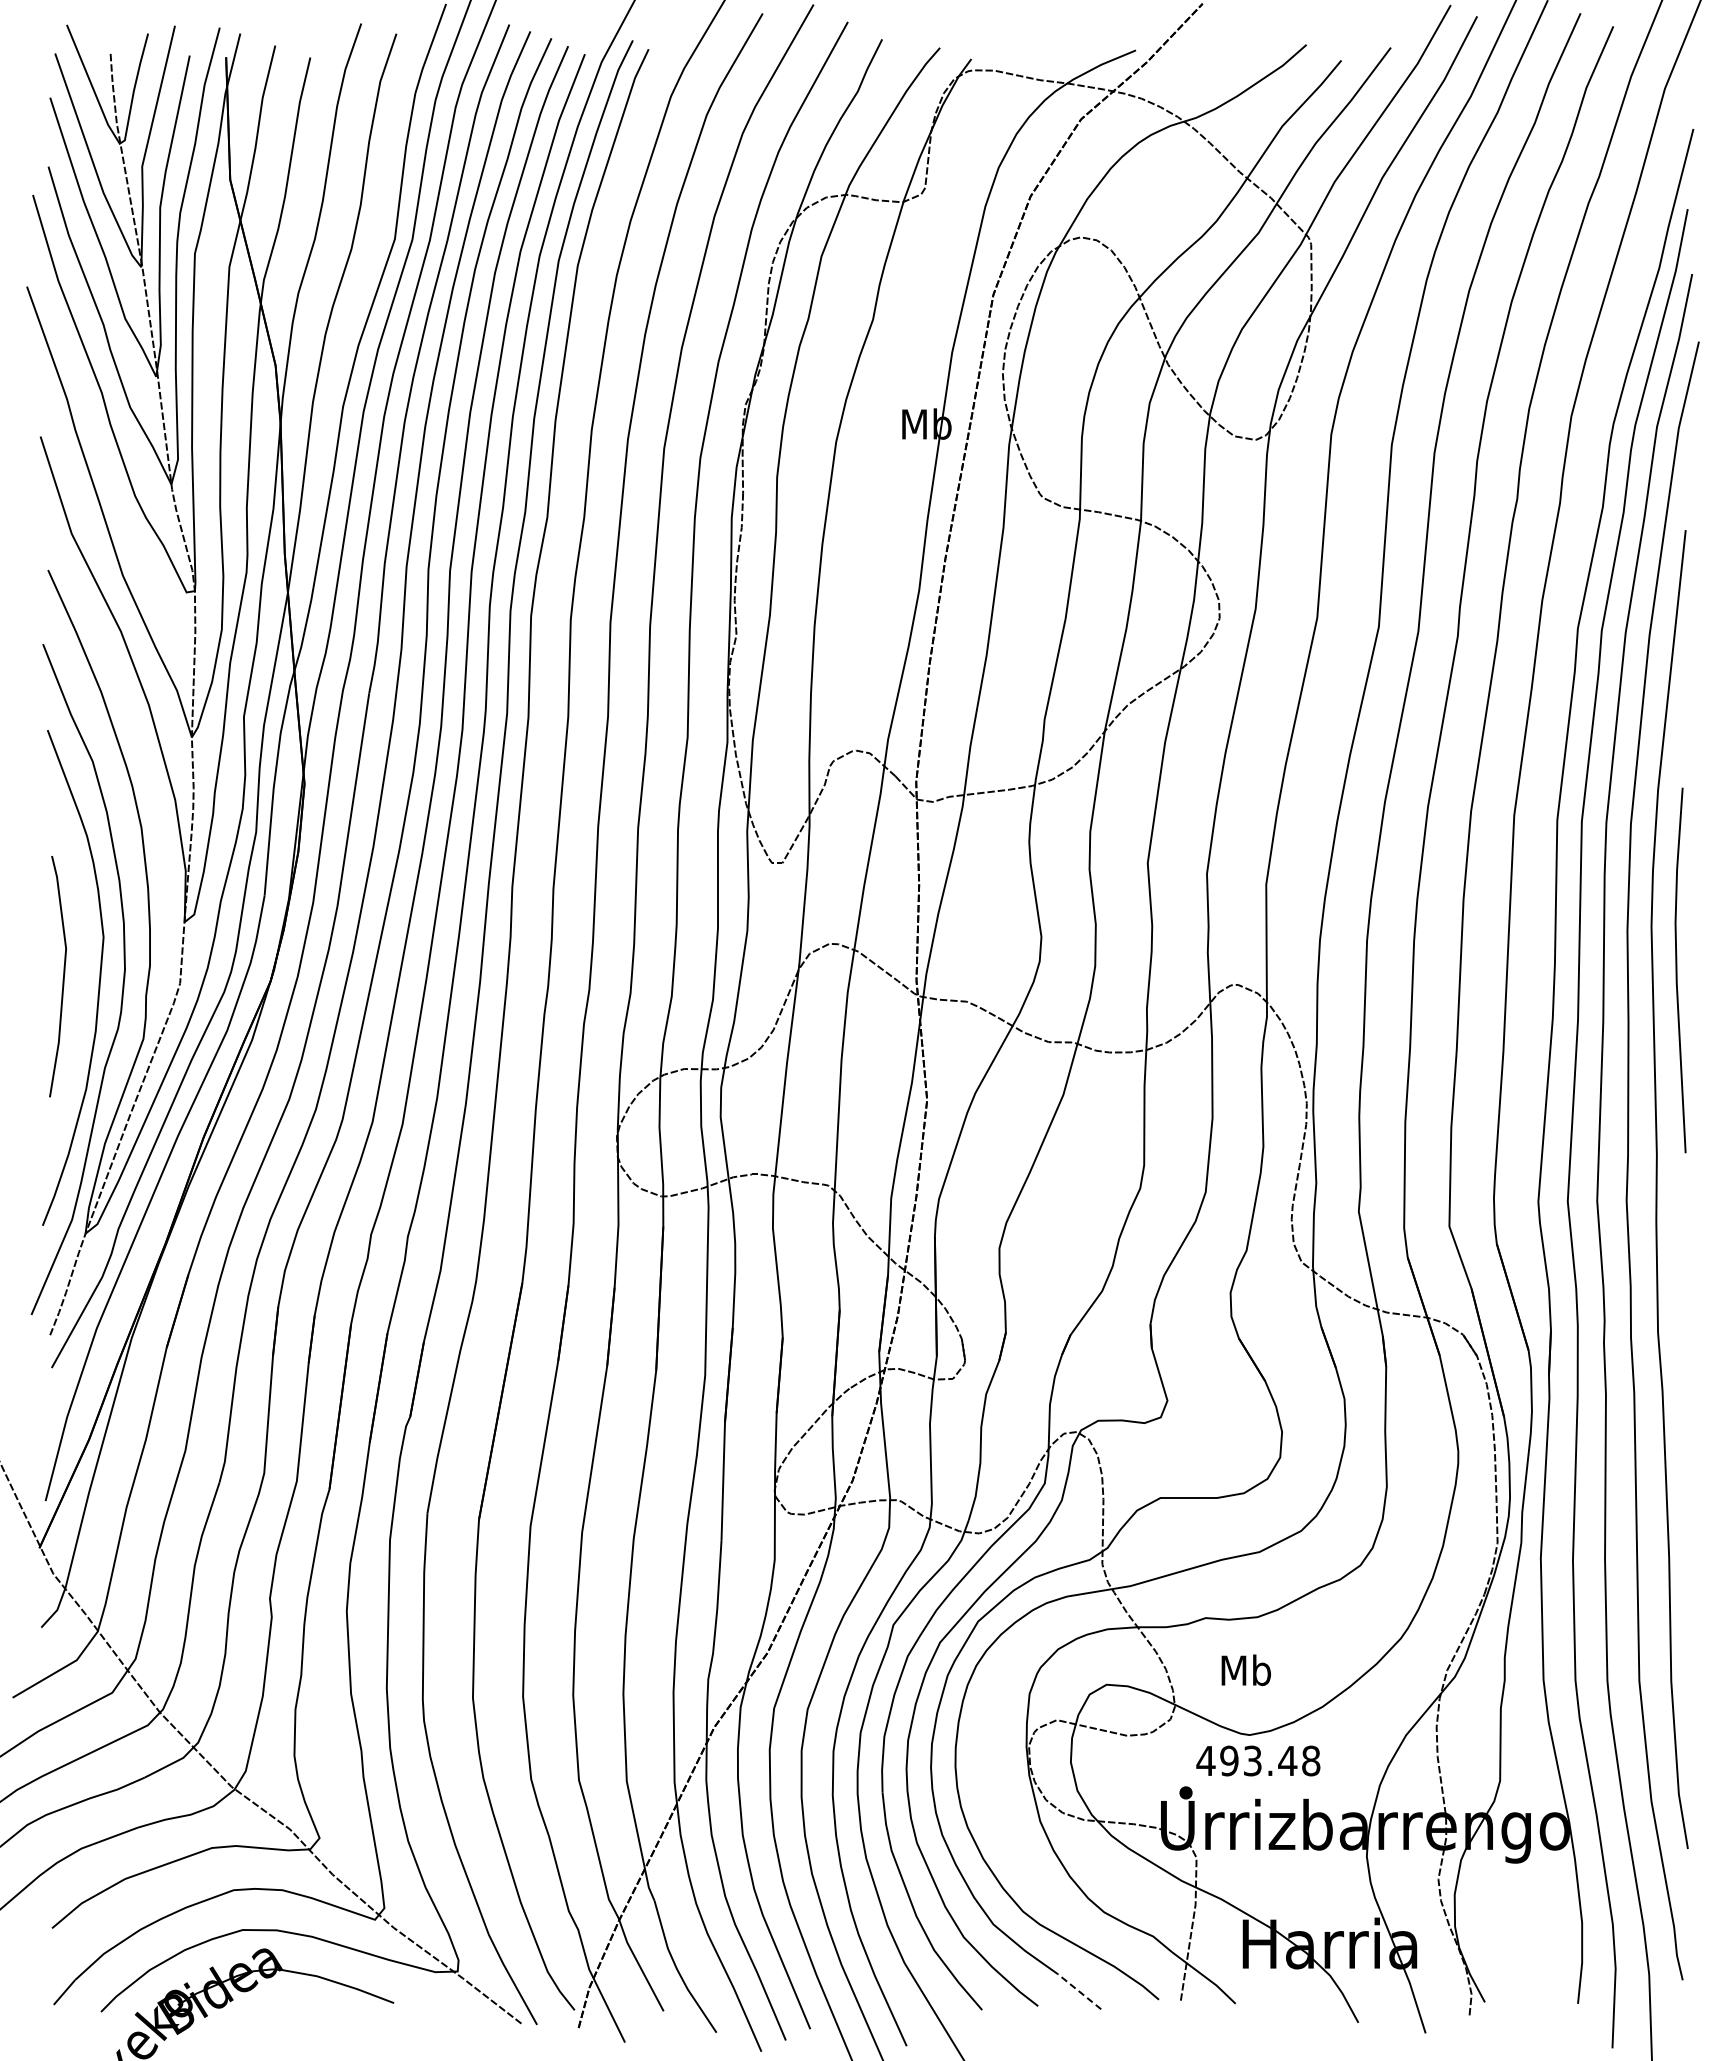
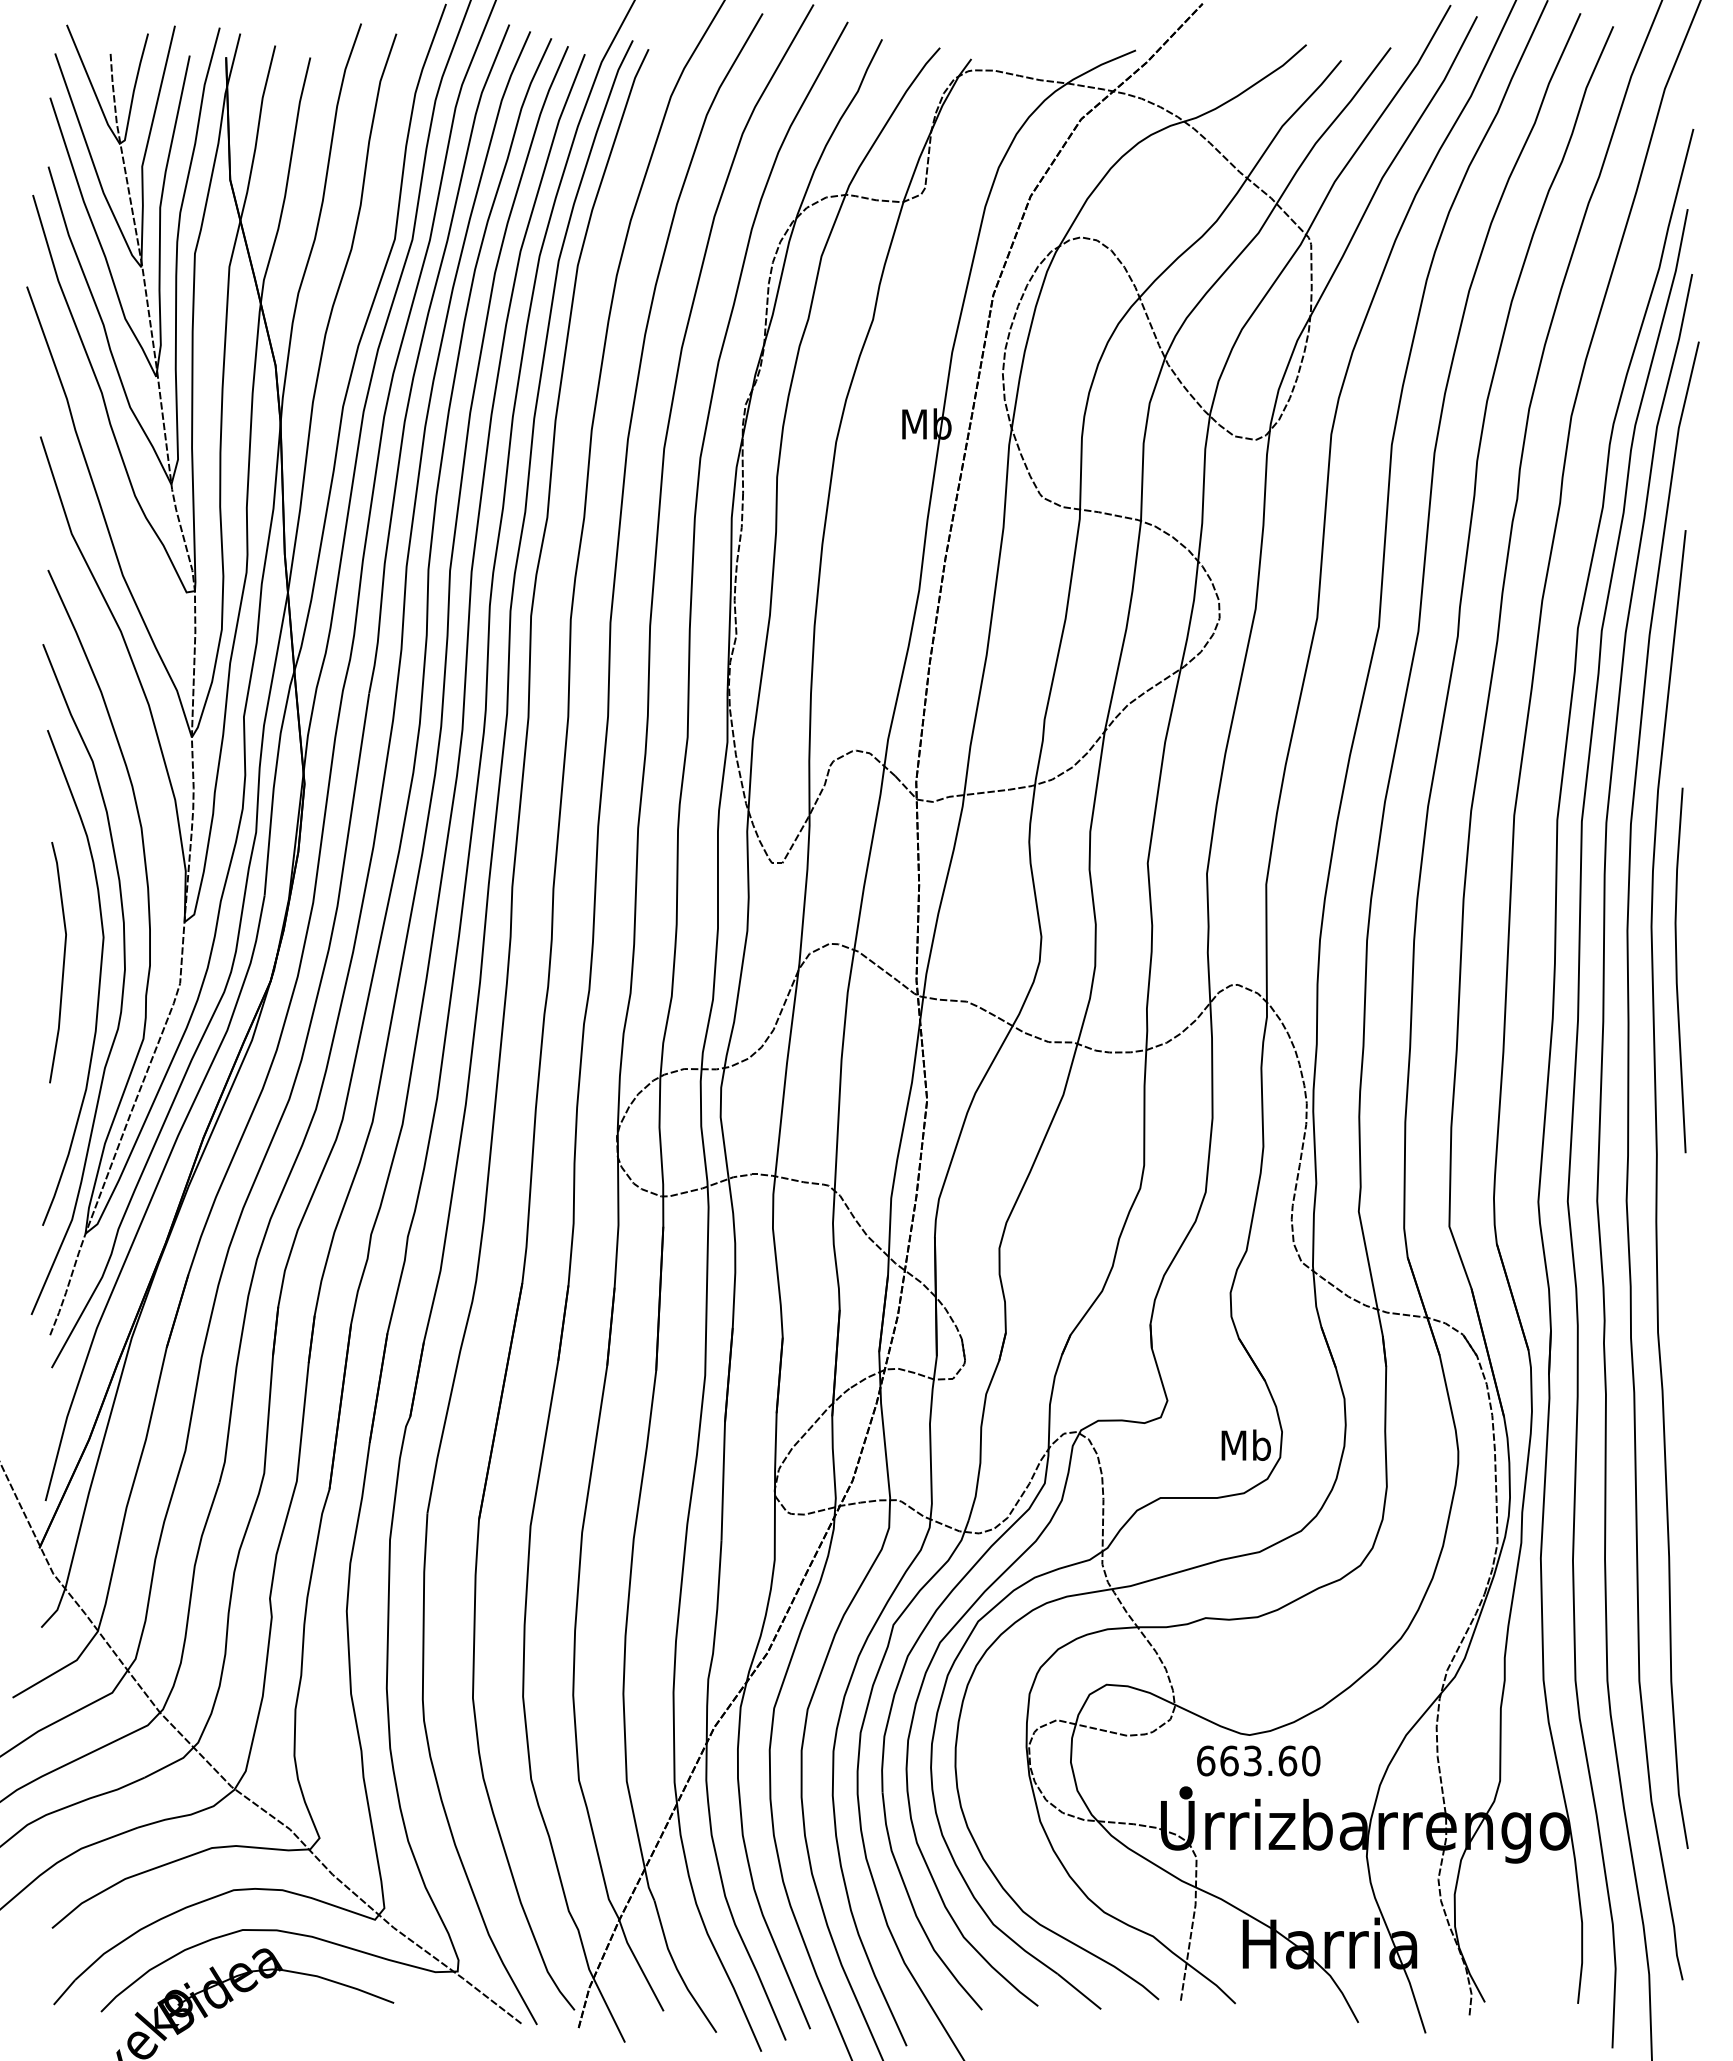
line position: (62, 978) -> (62, 964) (62, 964)
text position: (1245, 1669) -> (1245, 1444) (1245, 1444)
text: 493.48 -> 663.60 (1258, 1760)
line: dashed -> solid (1079, 1991)
